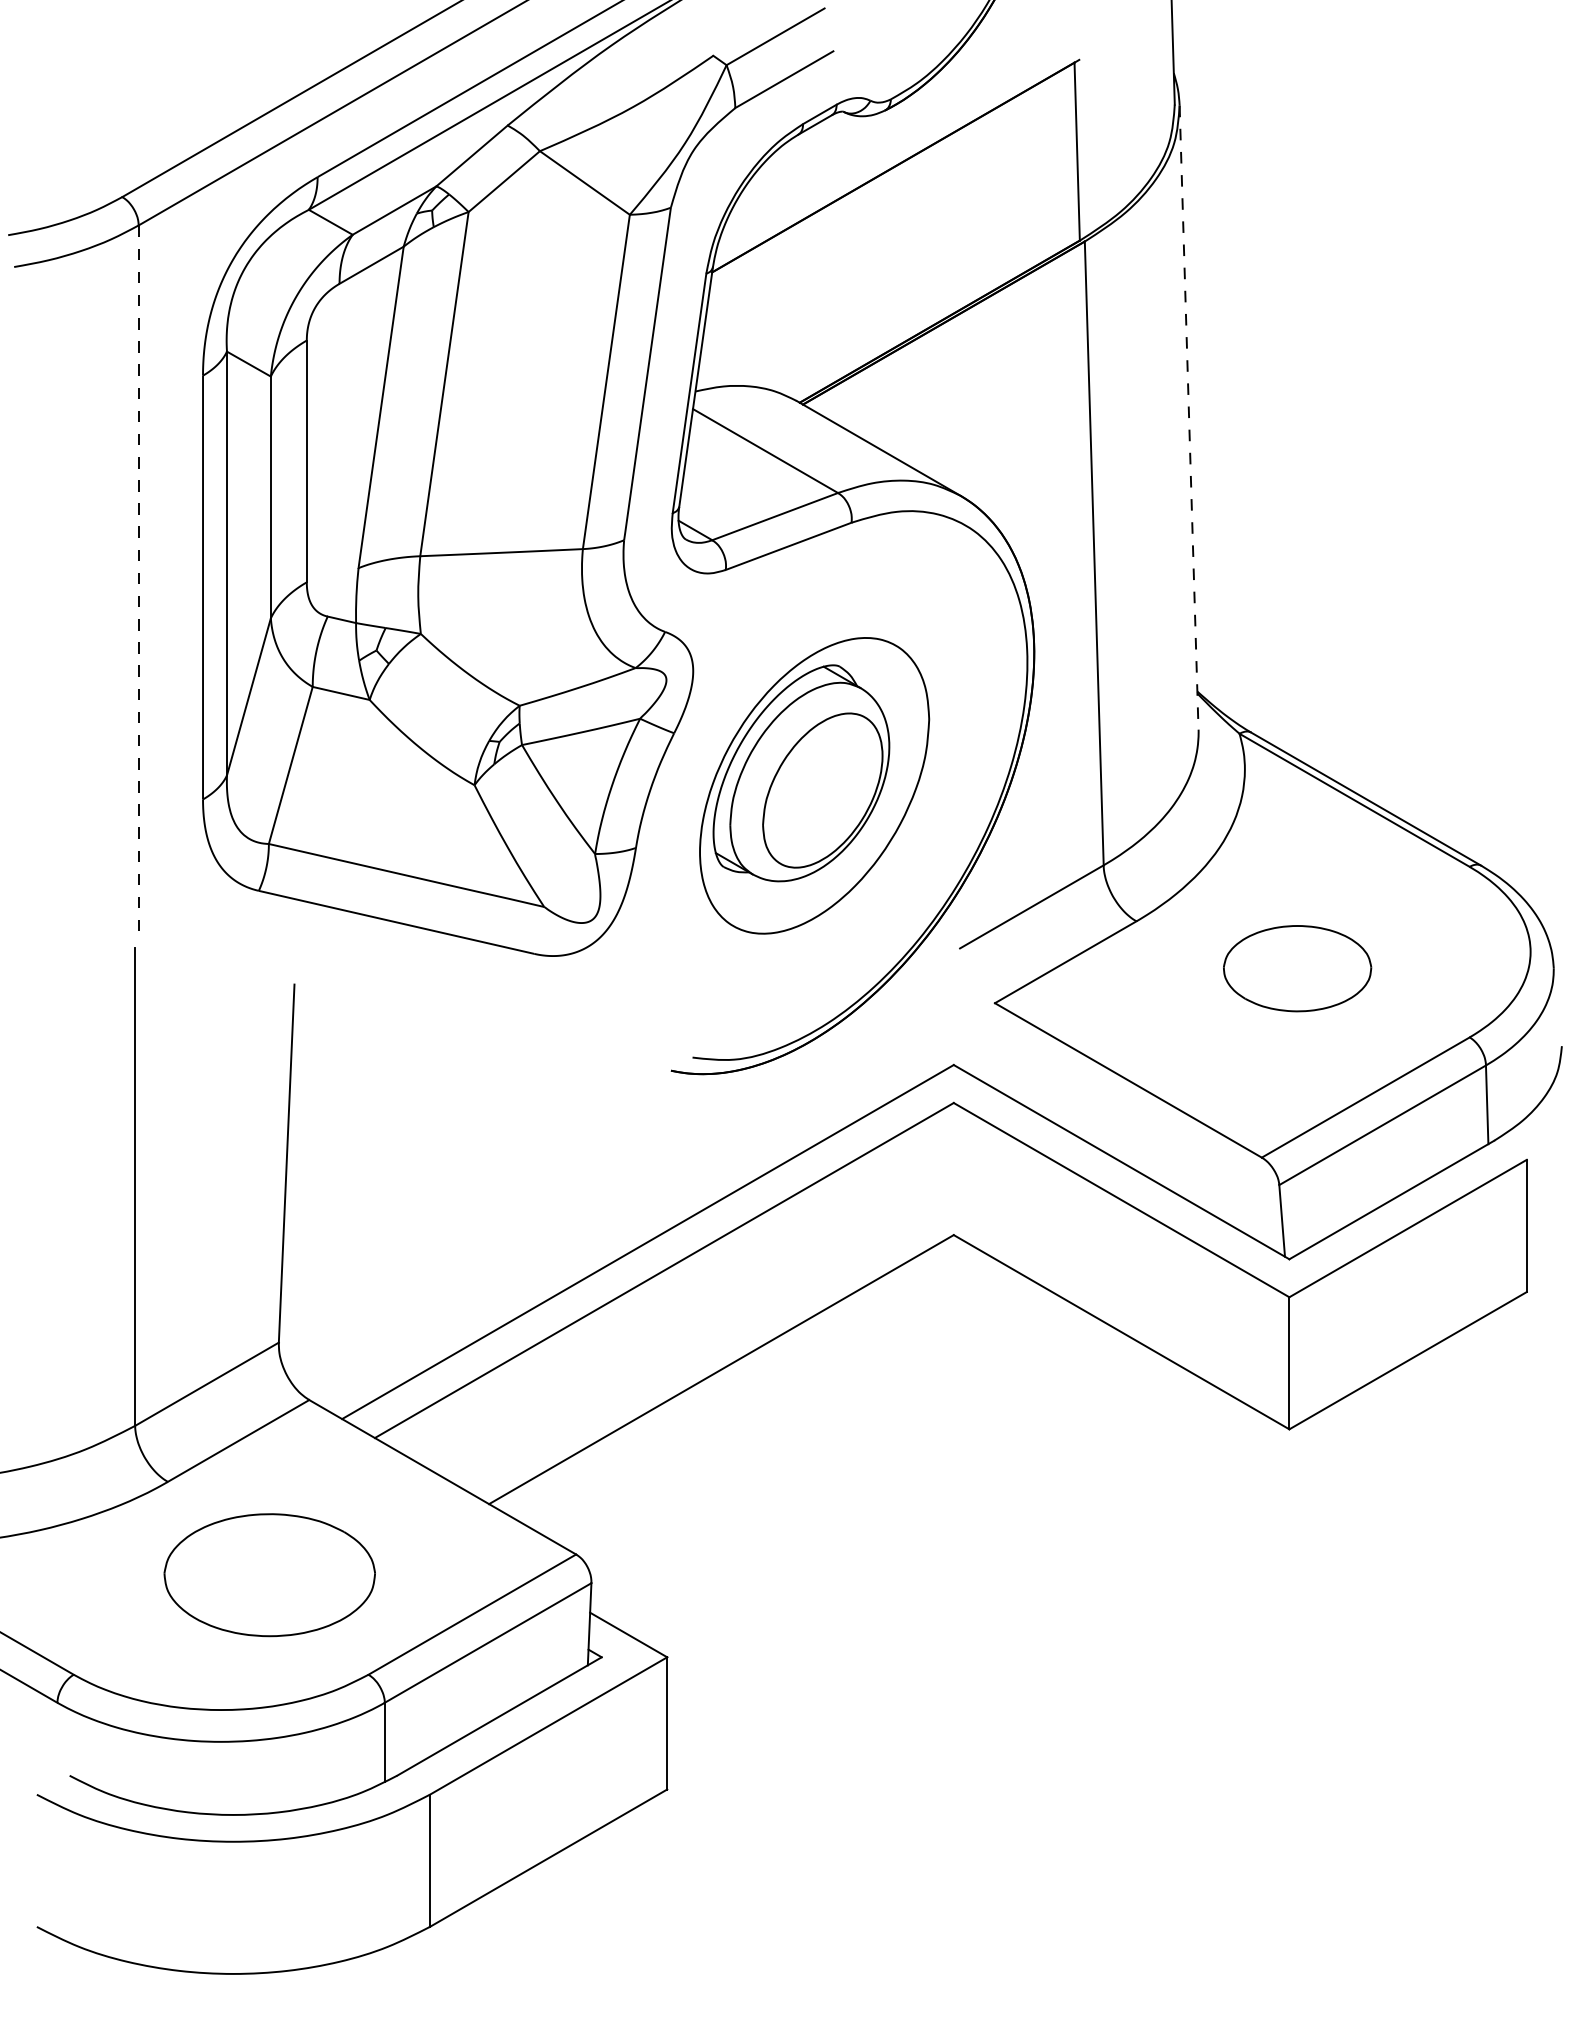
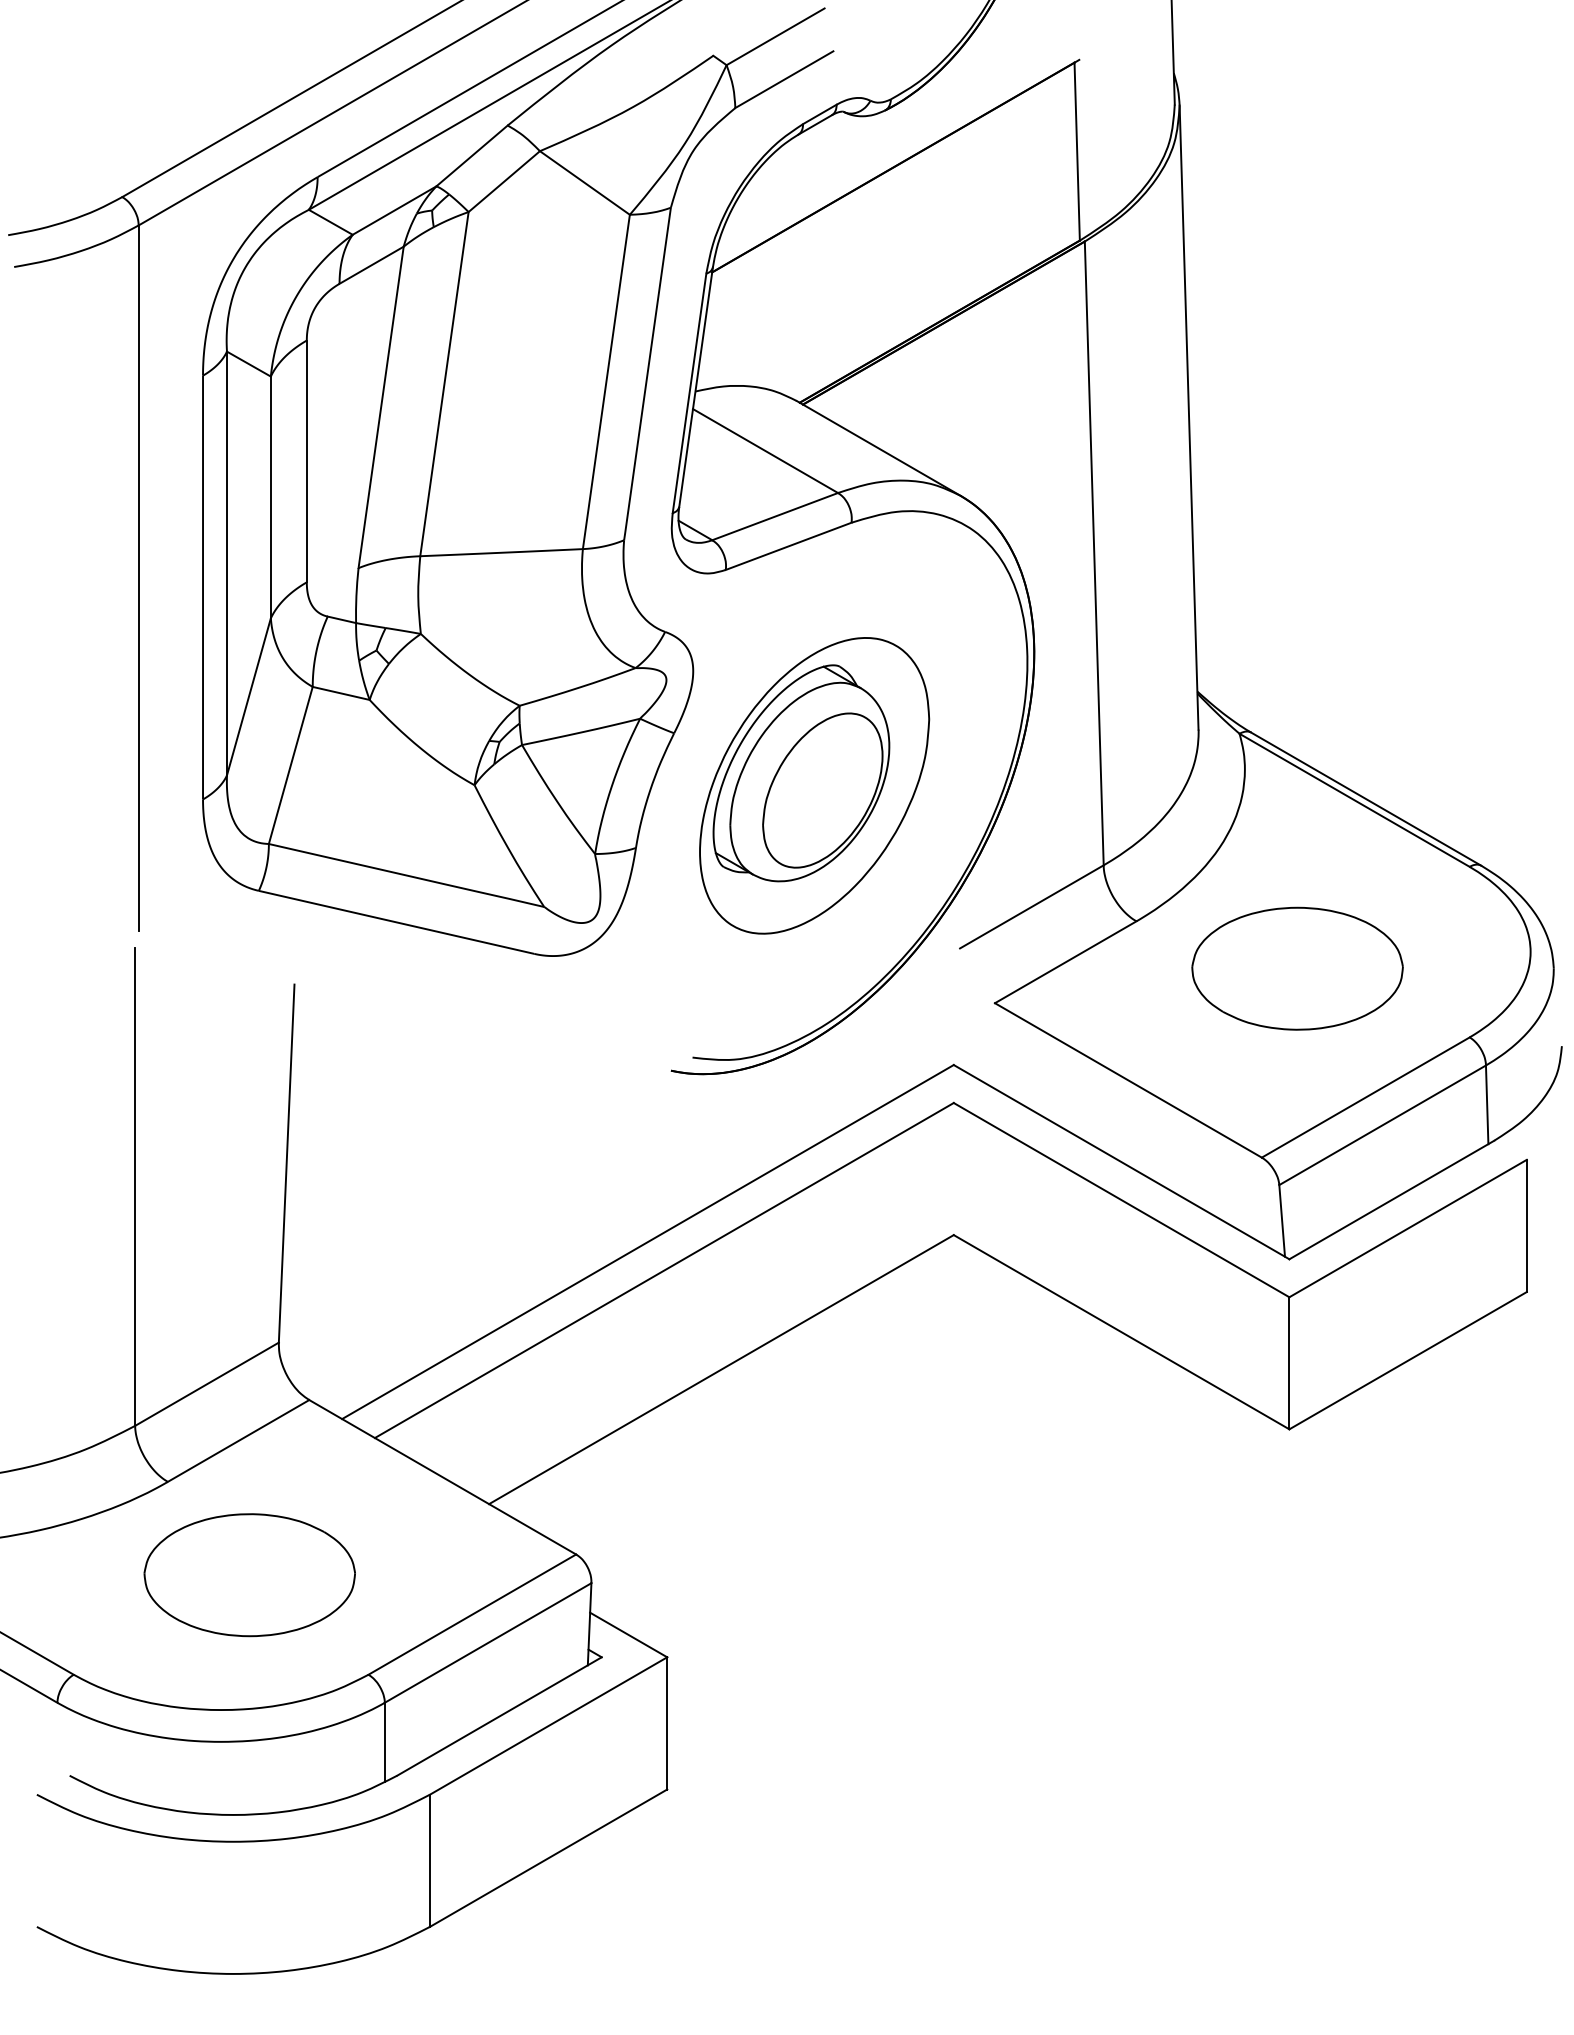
line: dashed -> solid (1189, 418)
line: dashed -> solid (138, 578)
part size: 150x88 px -> 213x125 px (1297, 968)
part position: (269, 1575) -> (249, 1575) (249, 1575)
